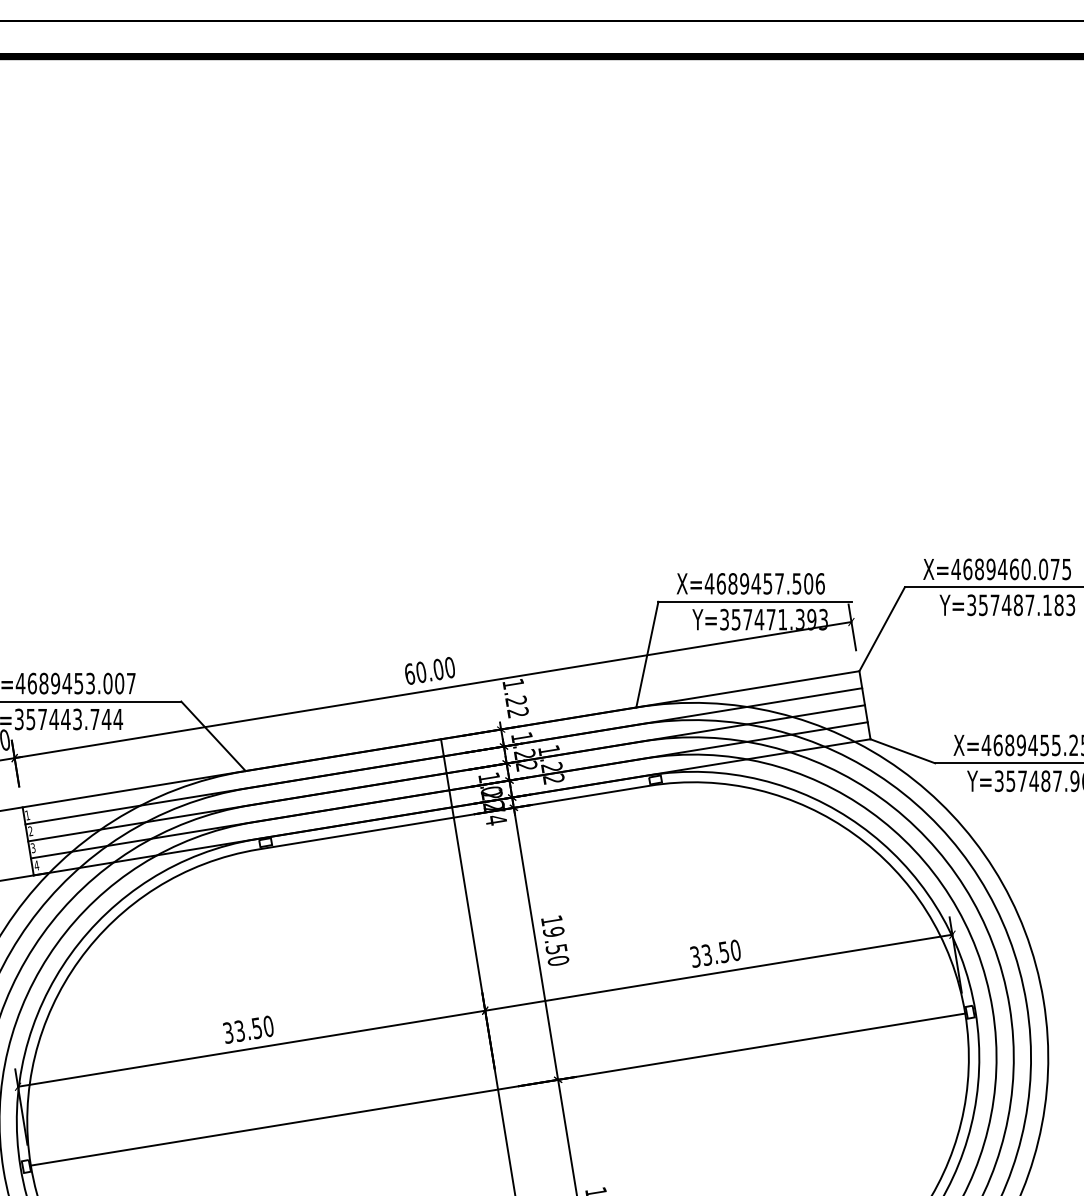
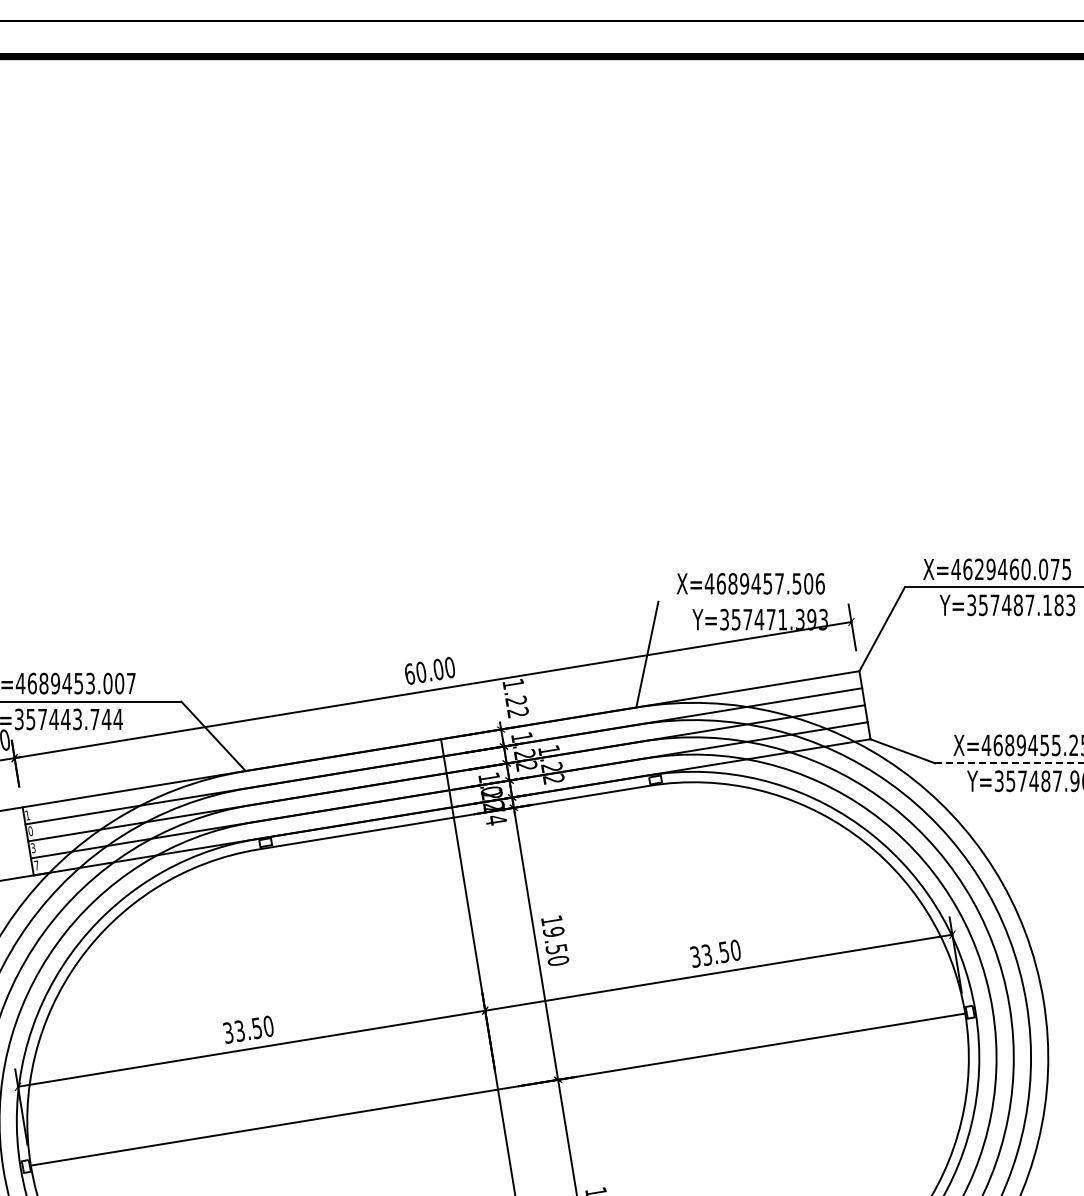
text: X=4689460.075 -> X=4629460.075 (979, 569)
line: present -> none (754, 601)
line: solid -> dashed (1009, 763)
text: 2 -> 0 (30, 831)
text: 4 -> 7 (36, 865)
